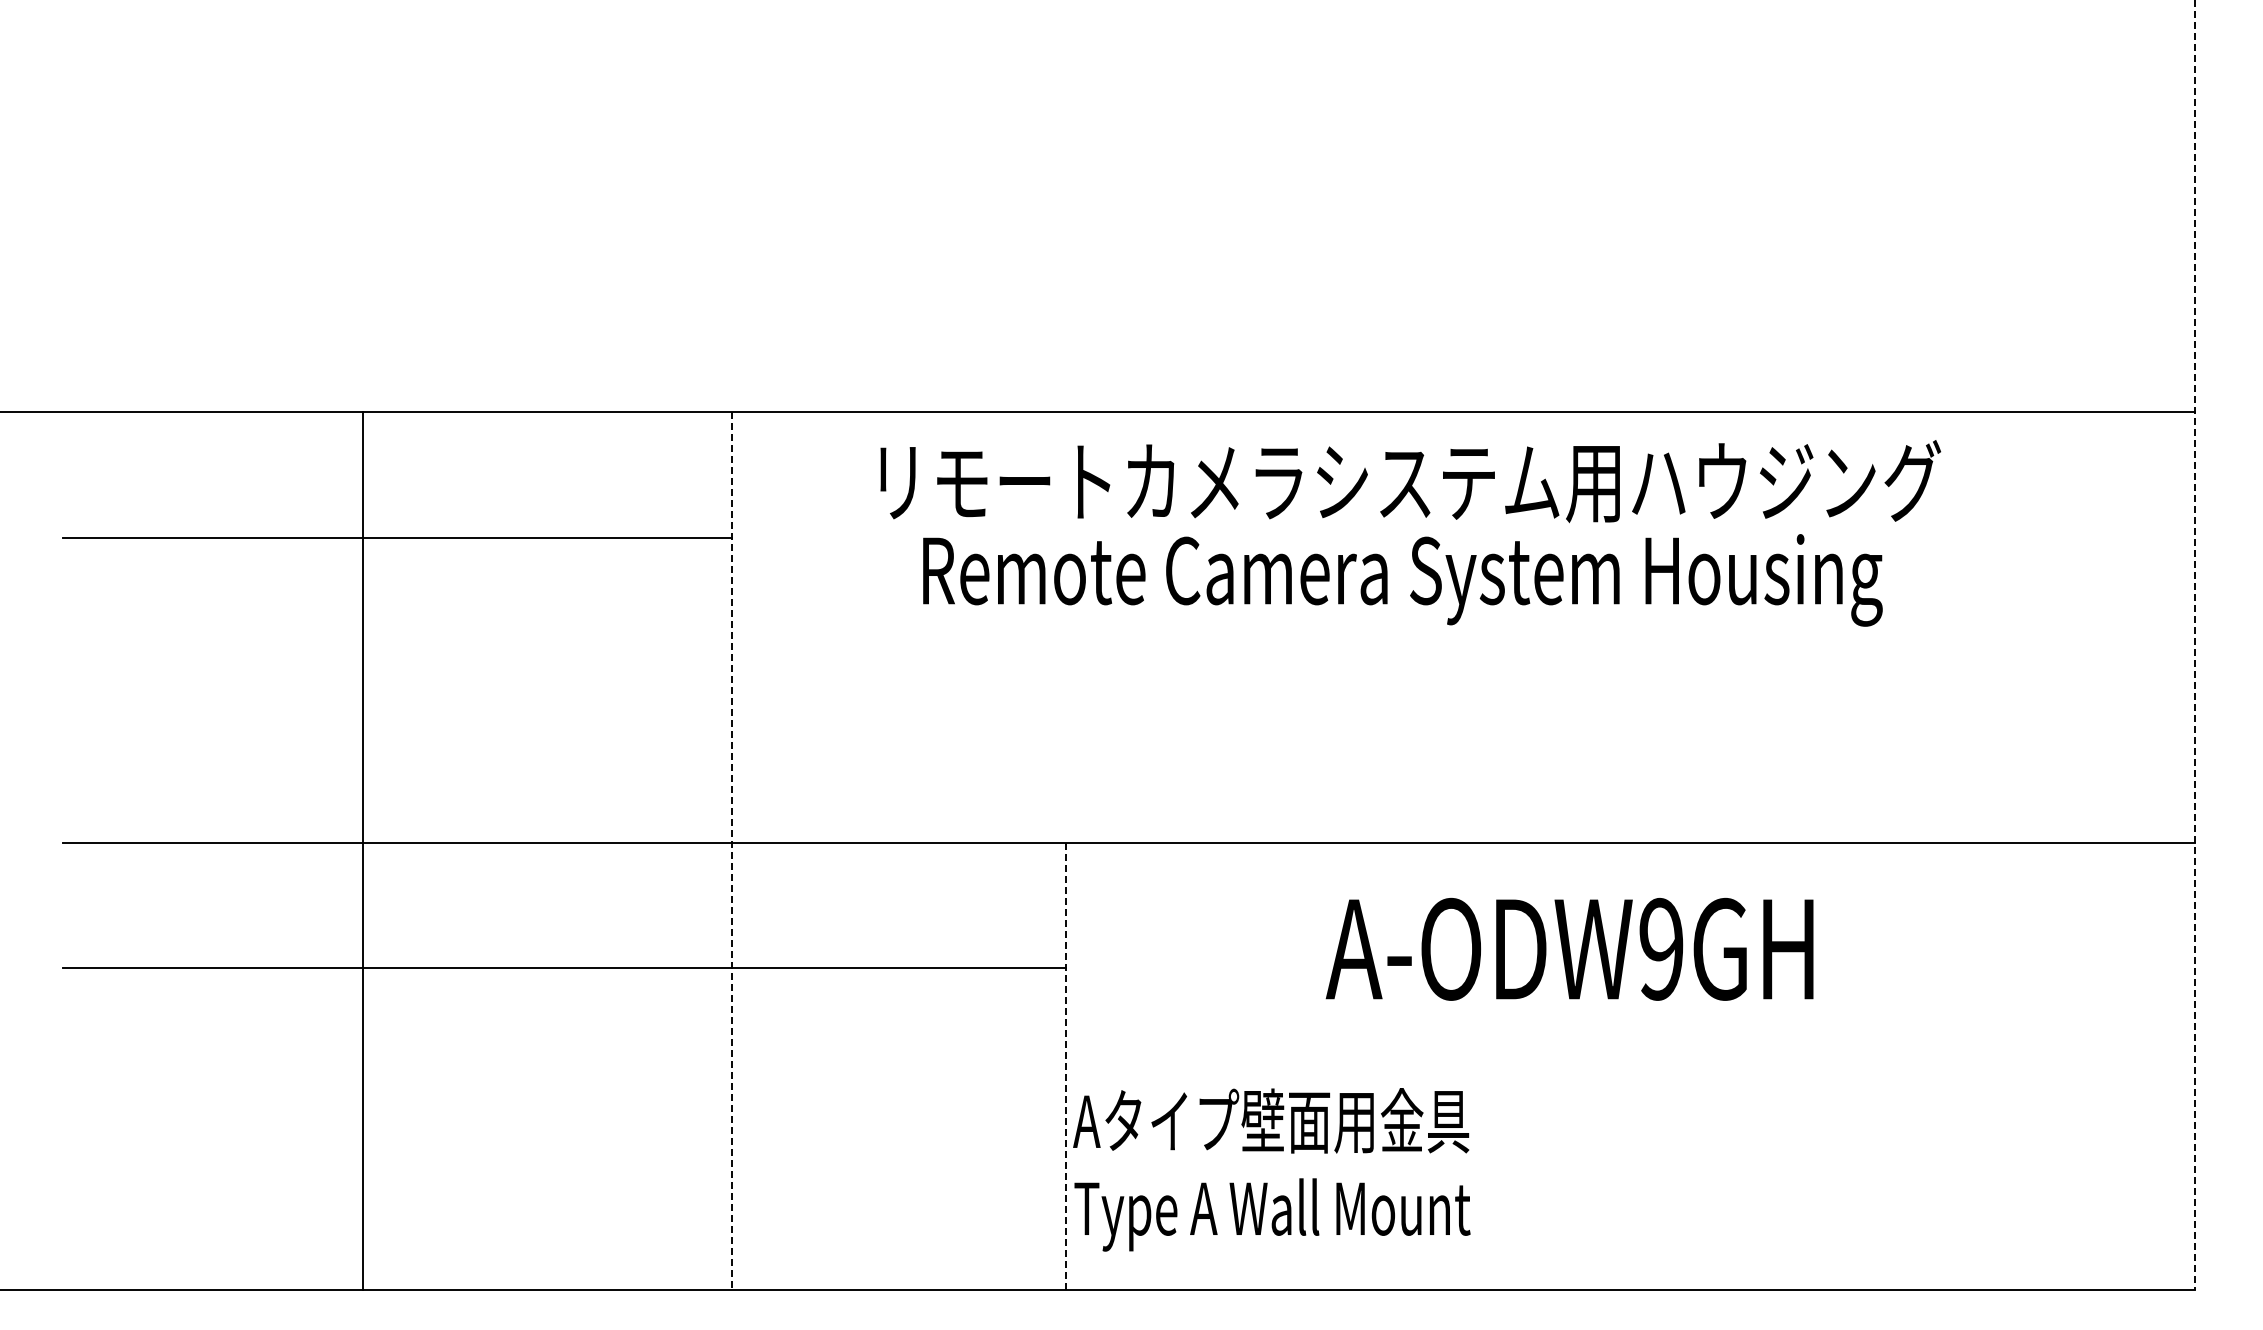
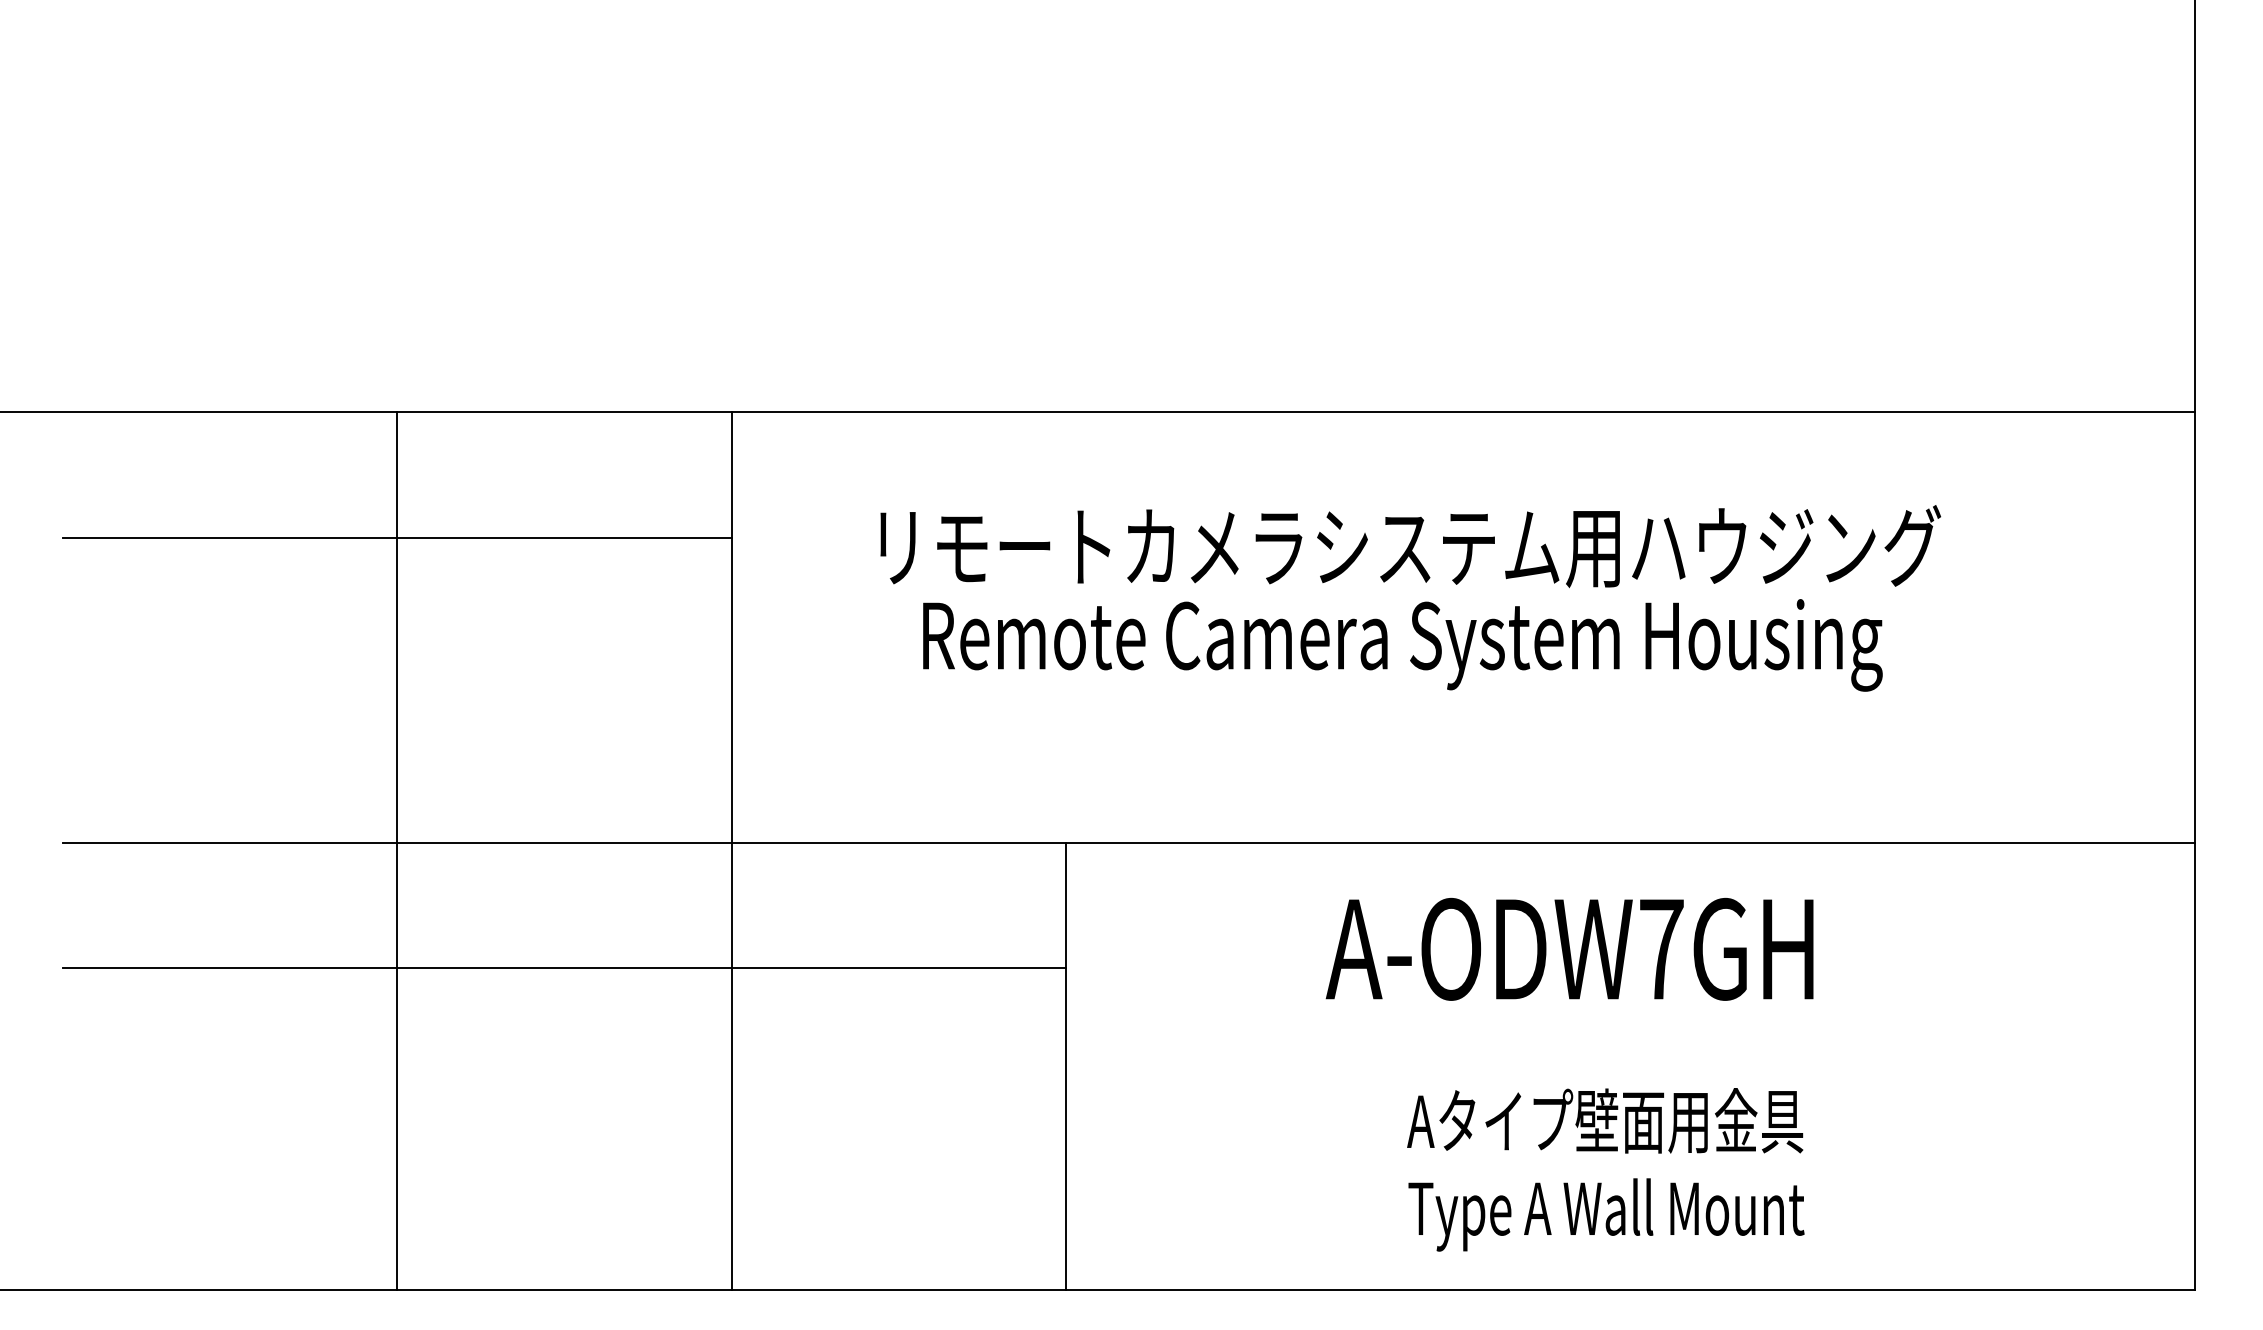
text position: (1410, 533) -> (1410, 598) (1410, 598)
line: dashed -> solid (2195, 645)
line position: (363, 851) -> (397, 851) (397, 851)
line: dashed -> solid (731, 851)
text: A-ODW9GH -> A-ODW7GH (1661, 948)
line: dashed -> solid (1066, 1066)
text position: (1271, 1169) -> (1605, 1169) (1605, 1169)
